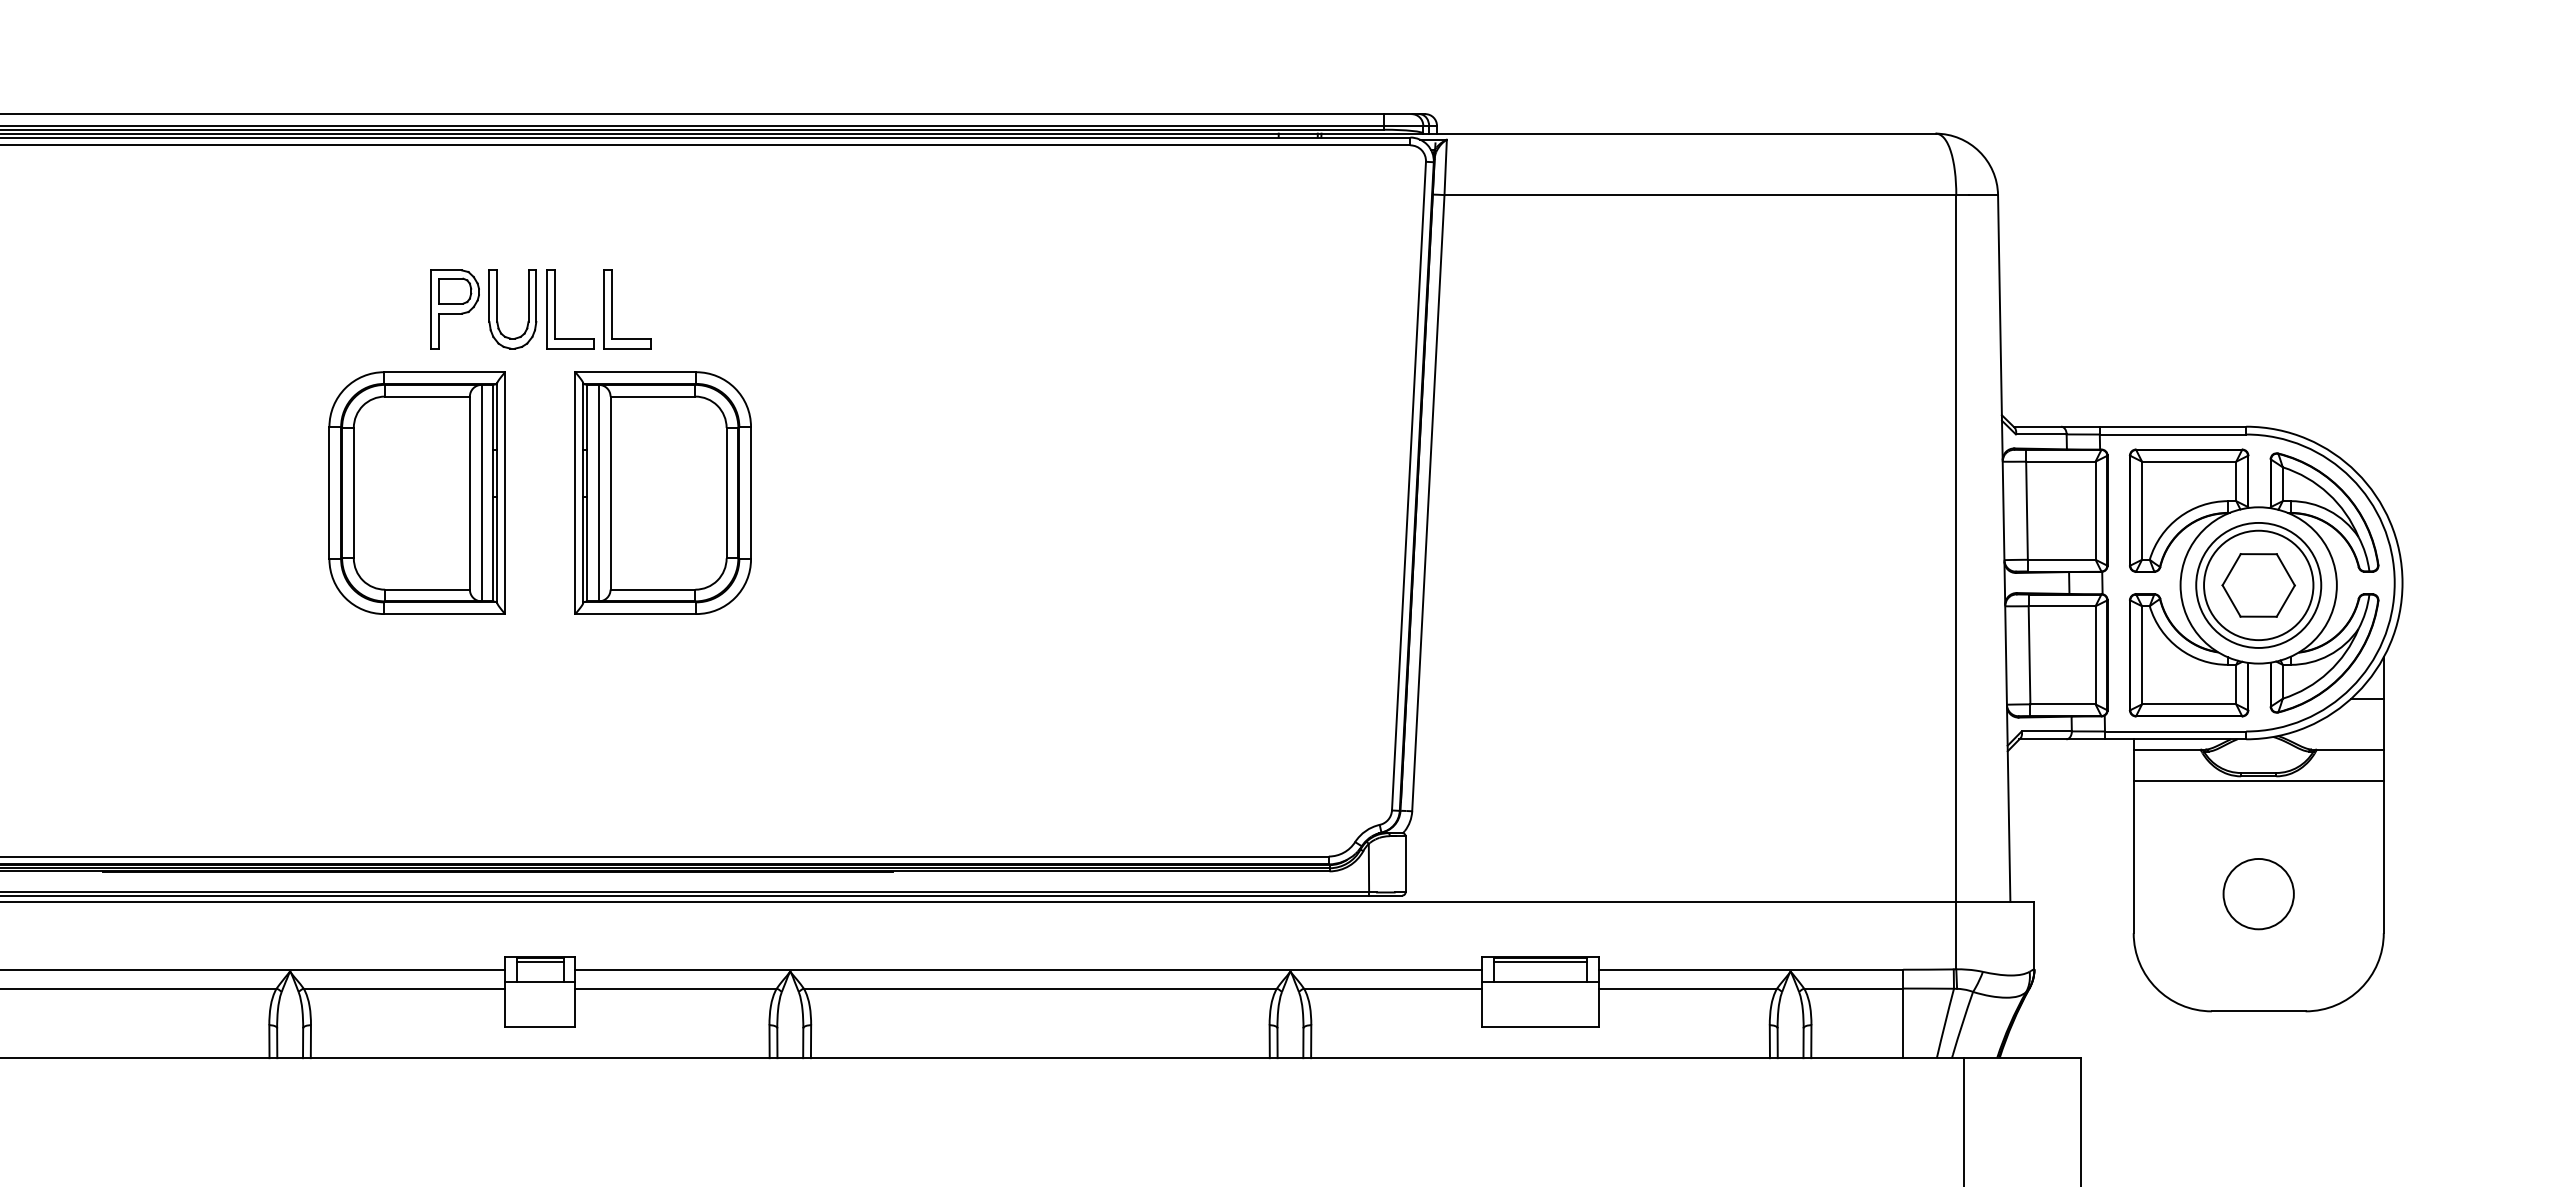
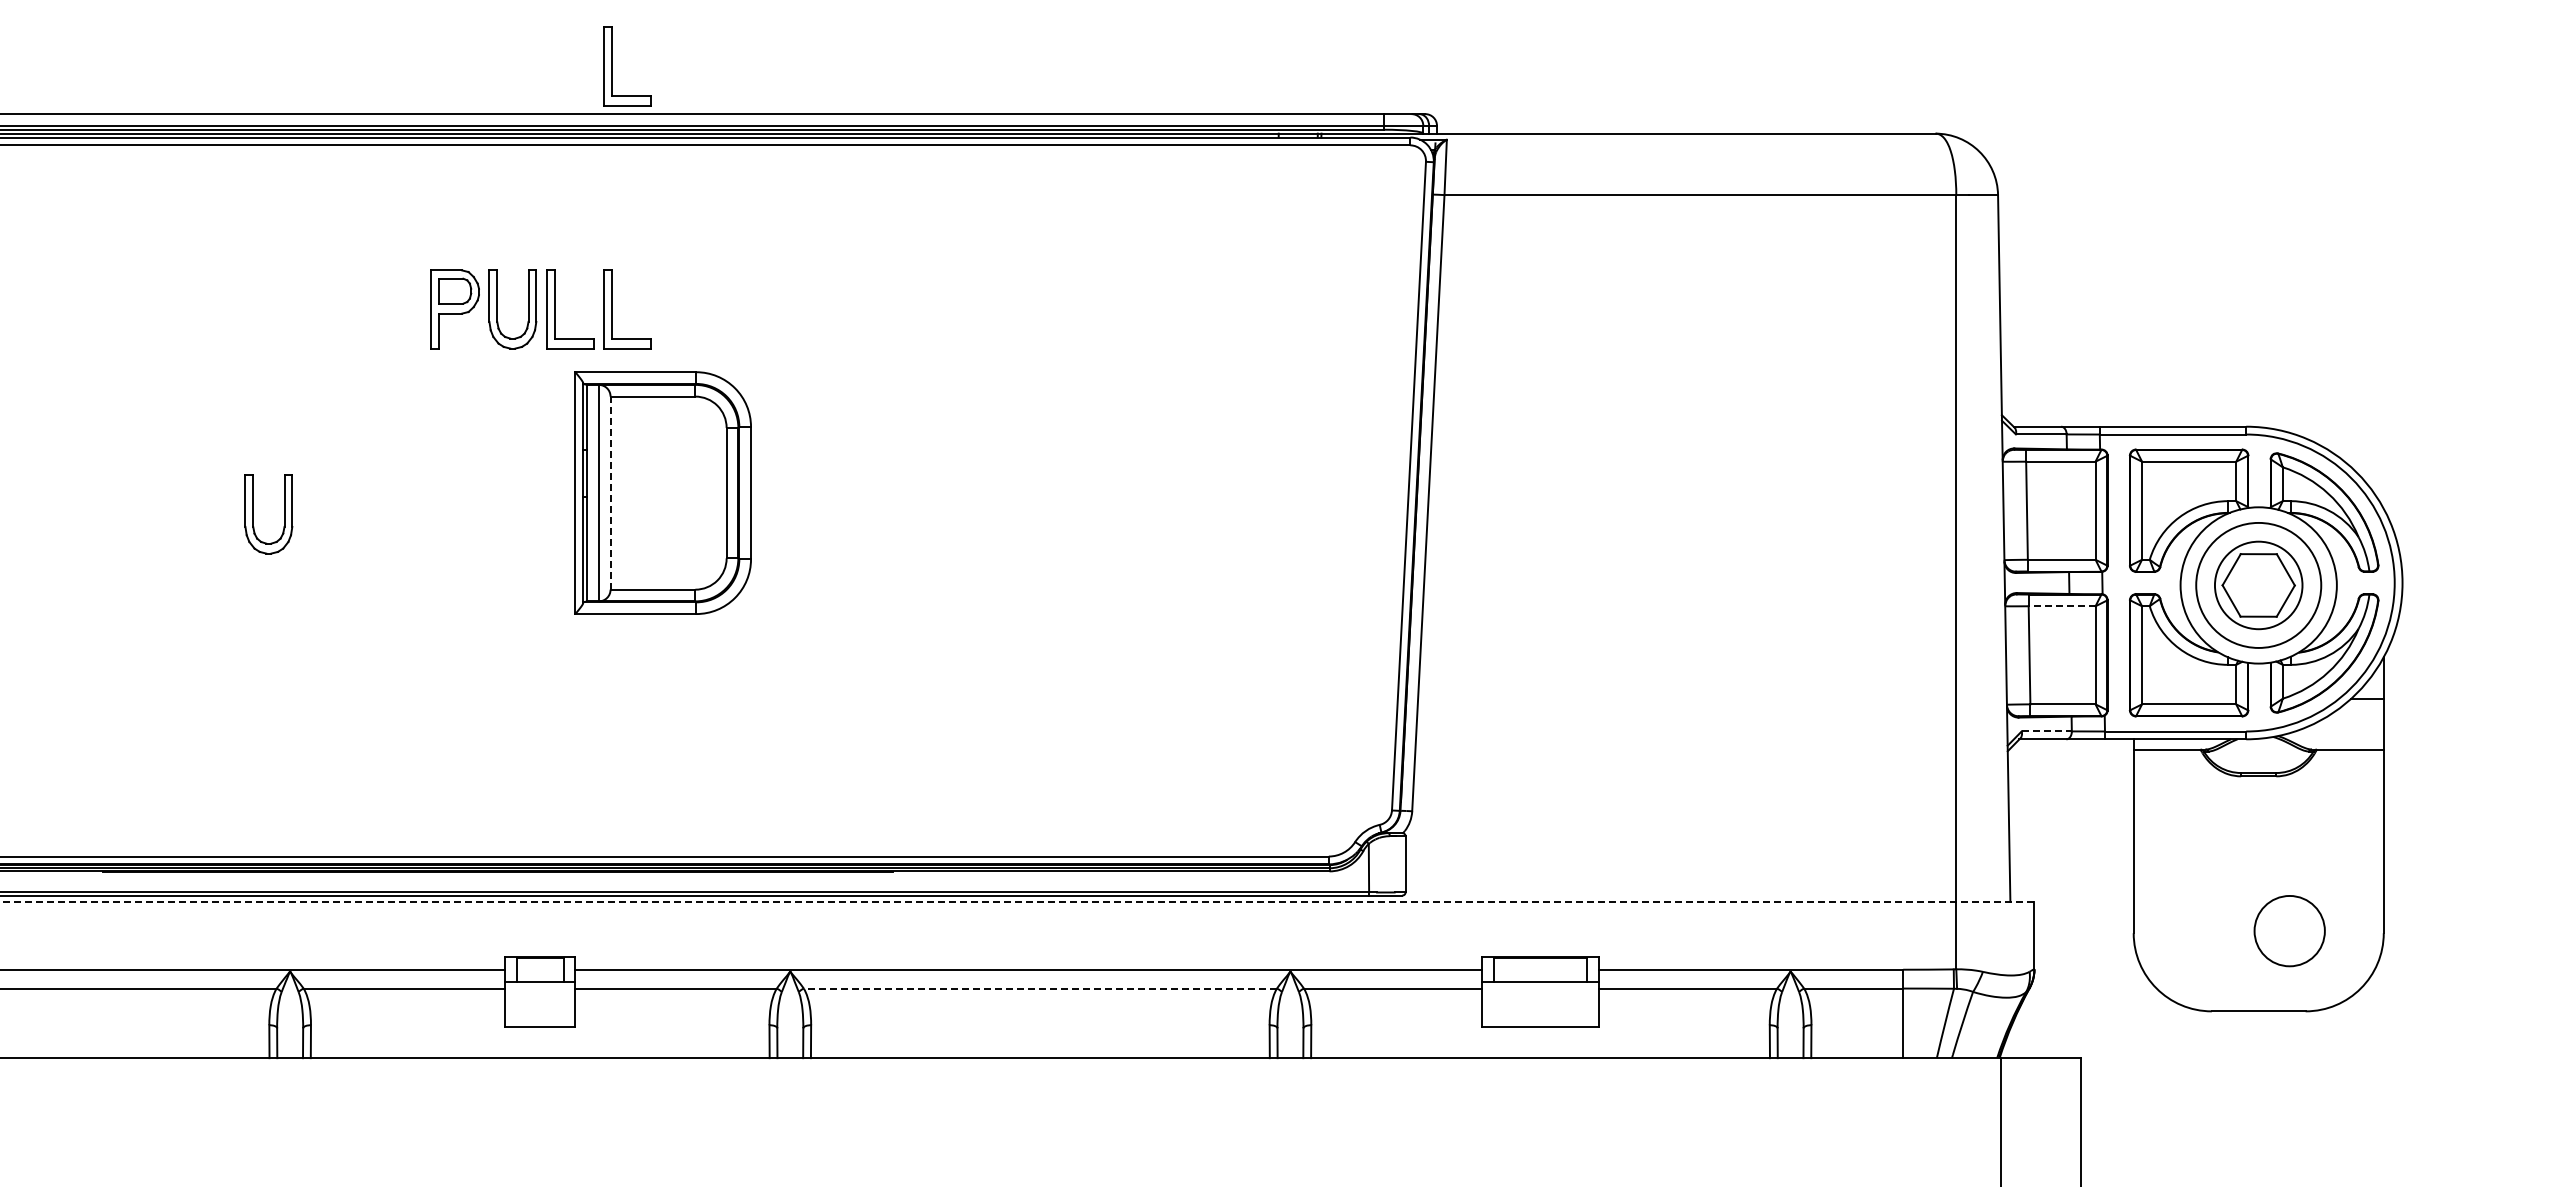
part: none -> present (612, 66)
part: present -> none (416, 492)
line: solid -> dashed (610, 493)
part: none -> present (253, 514)
circle diameter: 109 px -> 88 px (2258, 585)
line: solid -> dashed (2061, 606)
line: solid -> dashed (2047, 731)
line: present -> none (2258, 780)
circle position: (2258, 894) -> (2289, 931) (2289, 931)
line: solid -> dashed (1017, 901)
line: present -> none (539, 962)
line: present -> none (1540, 962)
line: solid -> dashed (1040, 988)
line position: (1964, 1120) -> (2001, 1120) (2001, 1120)
